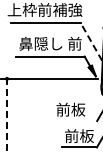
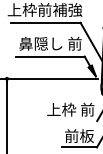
line: dashed -> solid (91, 41)
text: 前板 -> 上枠 前 (70, 109)
line: dashed -> solid (7, 117)
